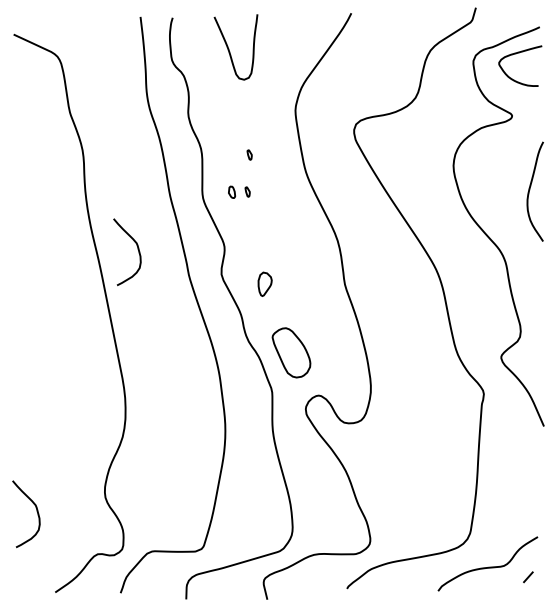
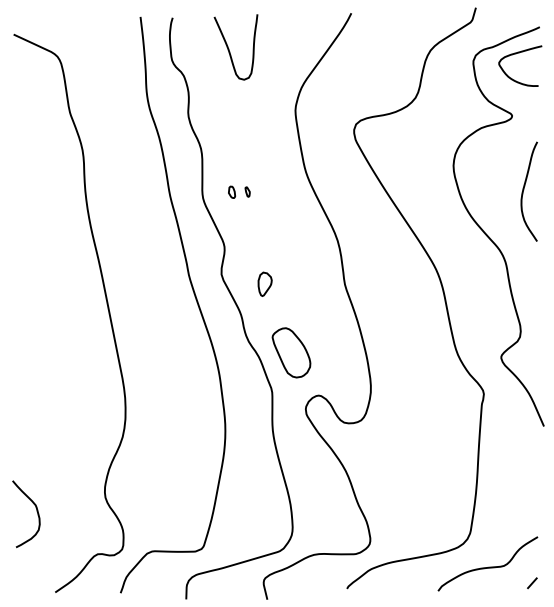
part: present -> none (249, 154)
curve position: (530, 189) -> (524, 189) (524, 189)
curve: present -> none (137, 249)
line position: (528, 577) -> (532, 583) (532, 583)
